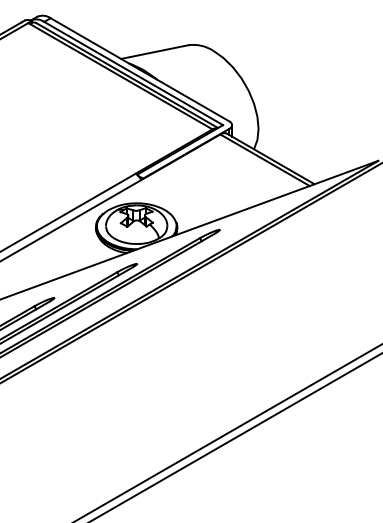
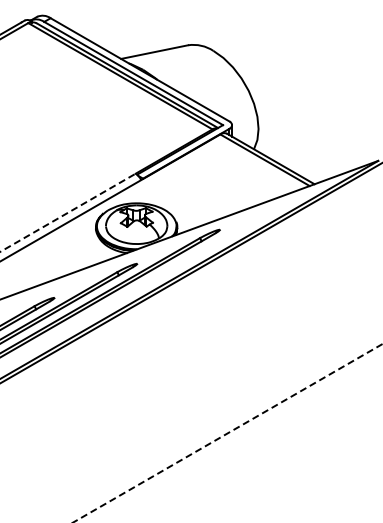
line: solid -> dashed (68, 212)
line: solid -> dashed (228, 433)
line: present -> none (236, 436)
